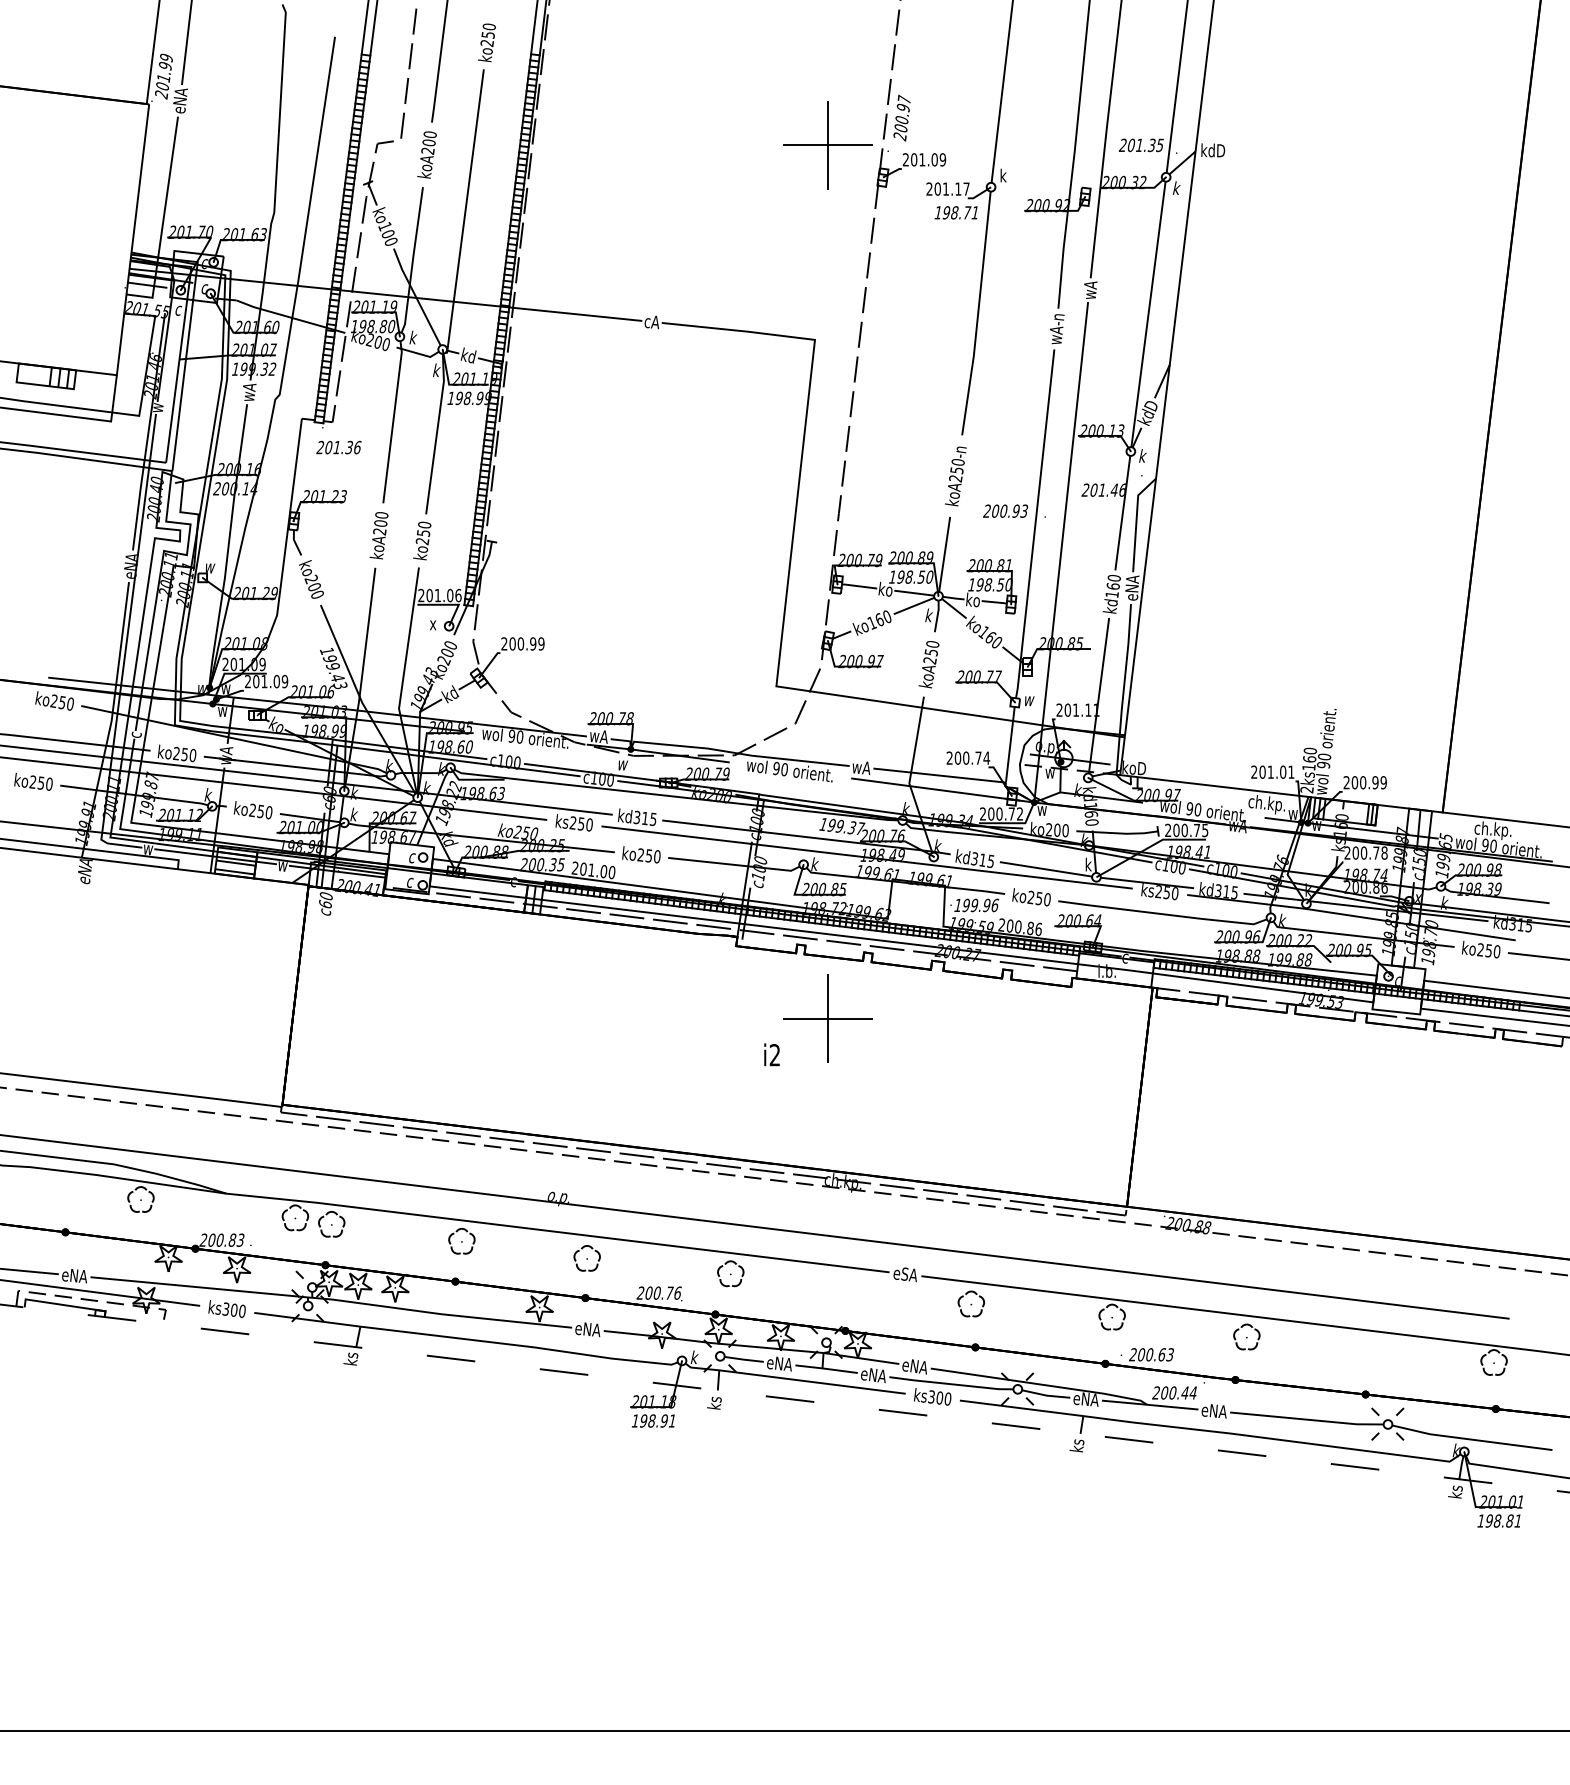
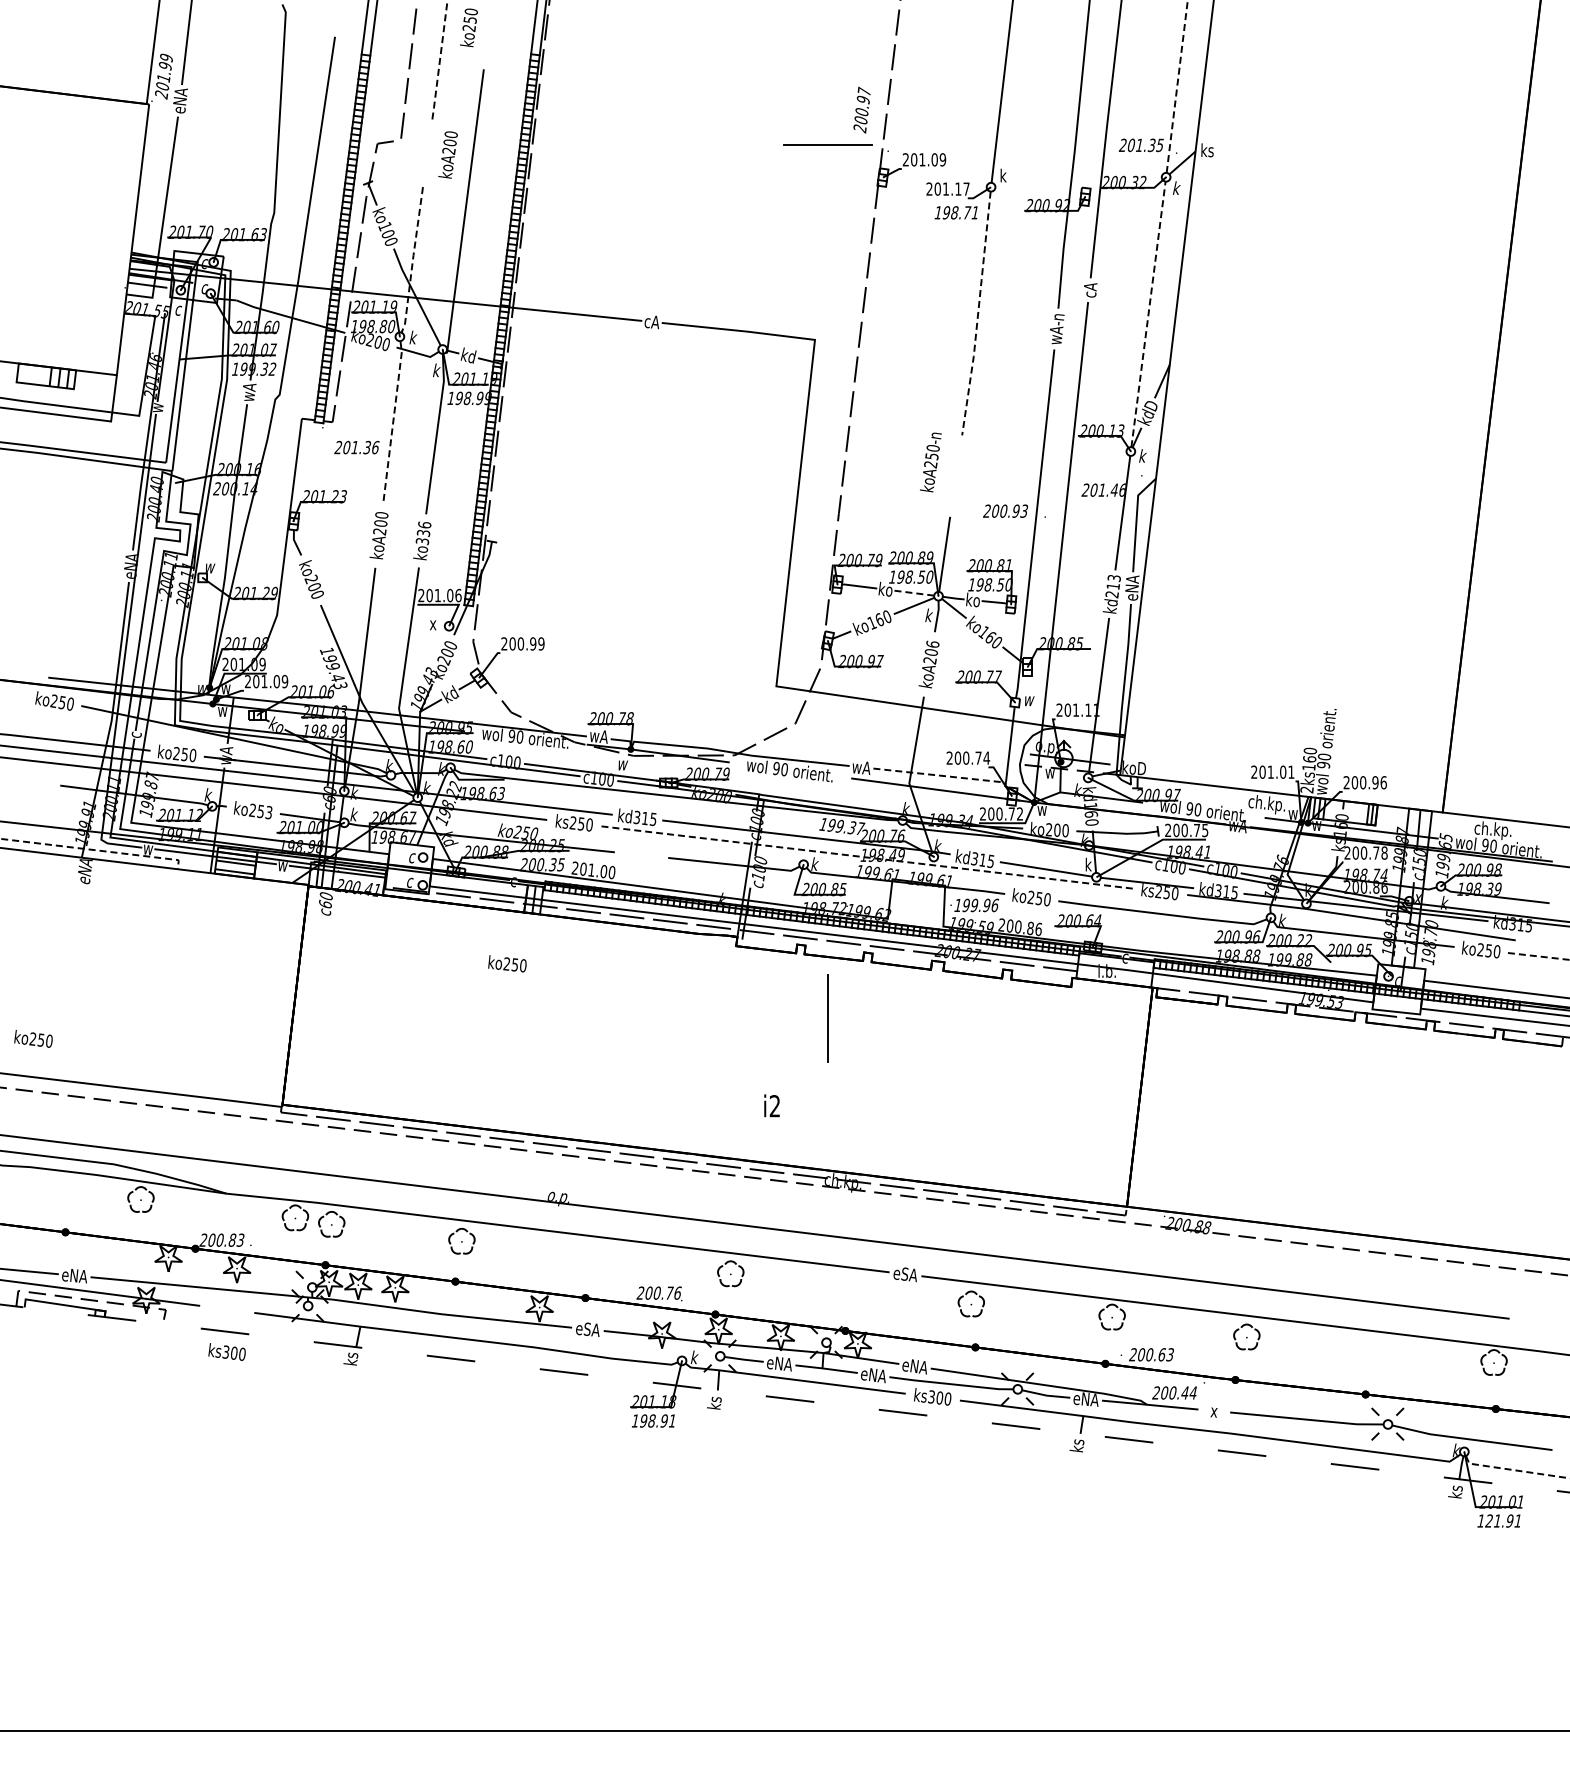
text position: (486, 42) -> (468, 27) (468, 27)
line: solid -> dashed (439, 62)
line: solid -> dashed (1177, 86)
text position: (901, 117) -> (861, 109) (861, 109)
line: present -> none (828, 144)
text: kdD -> ks (1216, 150)
text position: (426, 154) -> (447, 154) (447, 154)
line: solid -> dashed (412, 261)
text: wA -> cA (1090, 289)
line: solid -> dashed (978, 314)
line: solid -> dashed (1148, 314)
line: solid -> dashed (393, 421)
text position: (338, 447) -> (356, 447) (356, 447)
text position: (955, 476) -> (930, 462) (930, 462)
text: ko250 -> ko336 (423, 533)
text: kd160 -> kd213 (1112, 586)
line: solid -> dashed (913, 593)
text: koA250 -> koA206 (931, 648)
line: solid -> dashed (939, 775)
text position: (33, 781) -> (33, 1038) (33, 1038)
text: 200.99 -> 200.96 (1383, 782)
text: ko250 -> ko253 (268, 812)
line: solid -> dashed (95, 850)
text position: (641, 854) -> (507, 963) (507, 963)
line: solid -> dashed (866, 857)
line: solid -> dashed (1538, 956)
line: present -> none (827, 1018)
text position: (771, 1054) -> (771, 1105) (771, 1105)
part: present -> none (586, 1258)
text position: (226, 1308) -> (226, 1351) (226, 1351)
text: eNA -> eSA (587, 1329)
text: eNA -> x (1213, 1411)
line: solid -> dashed (1514, 1470)
text: 198.81 -> 121.91 (1499, 1520)
